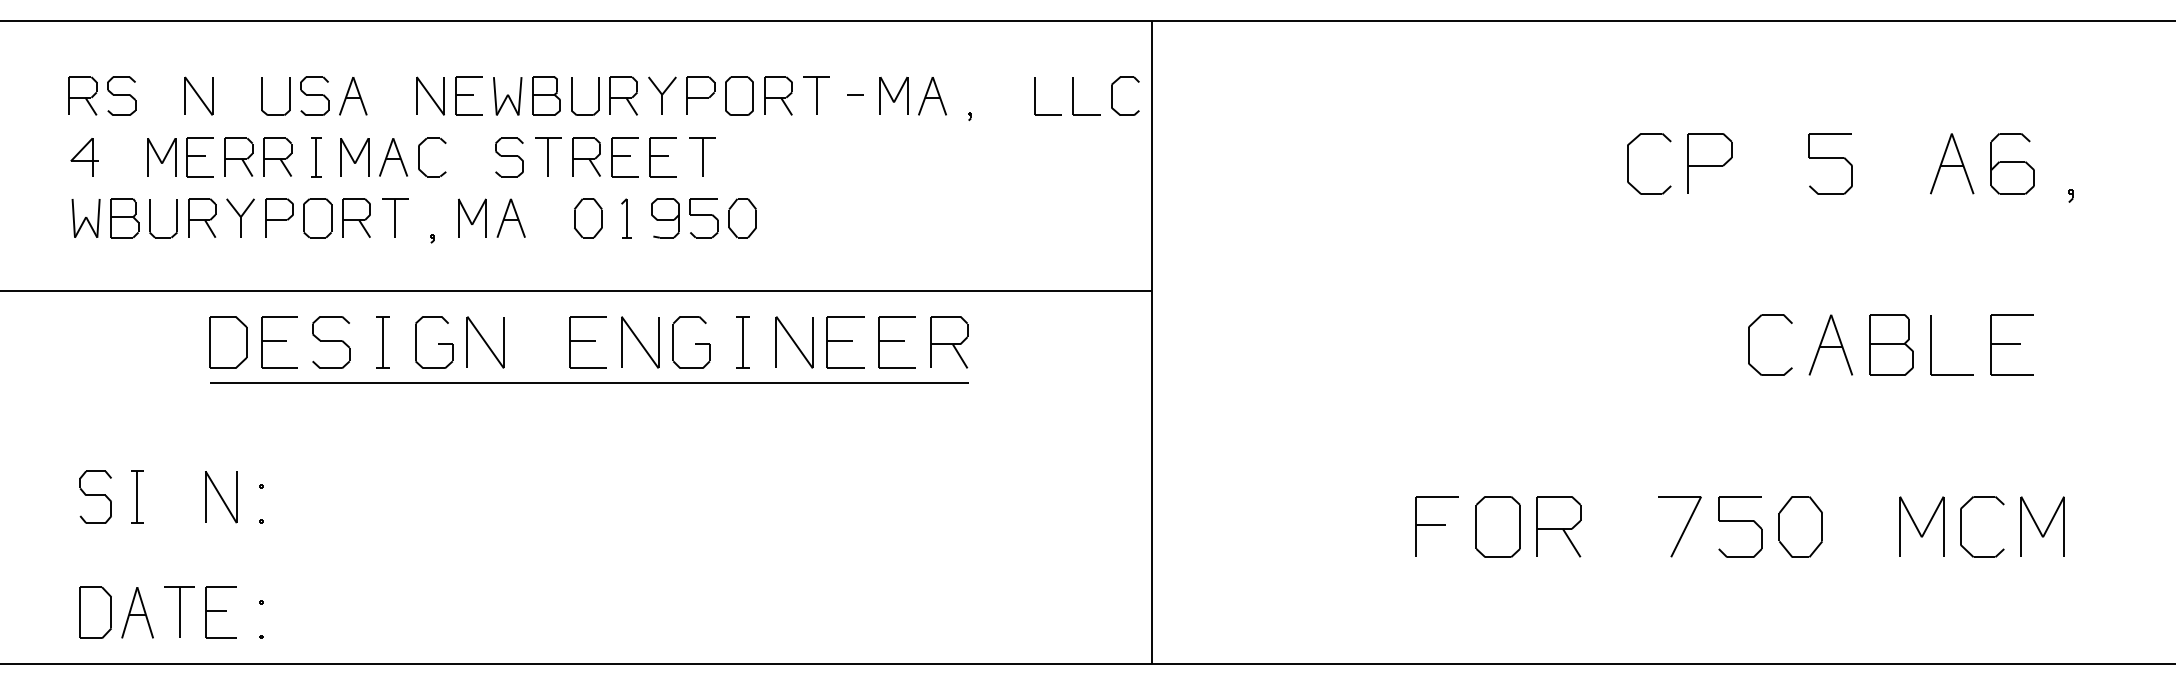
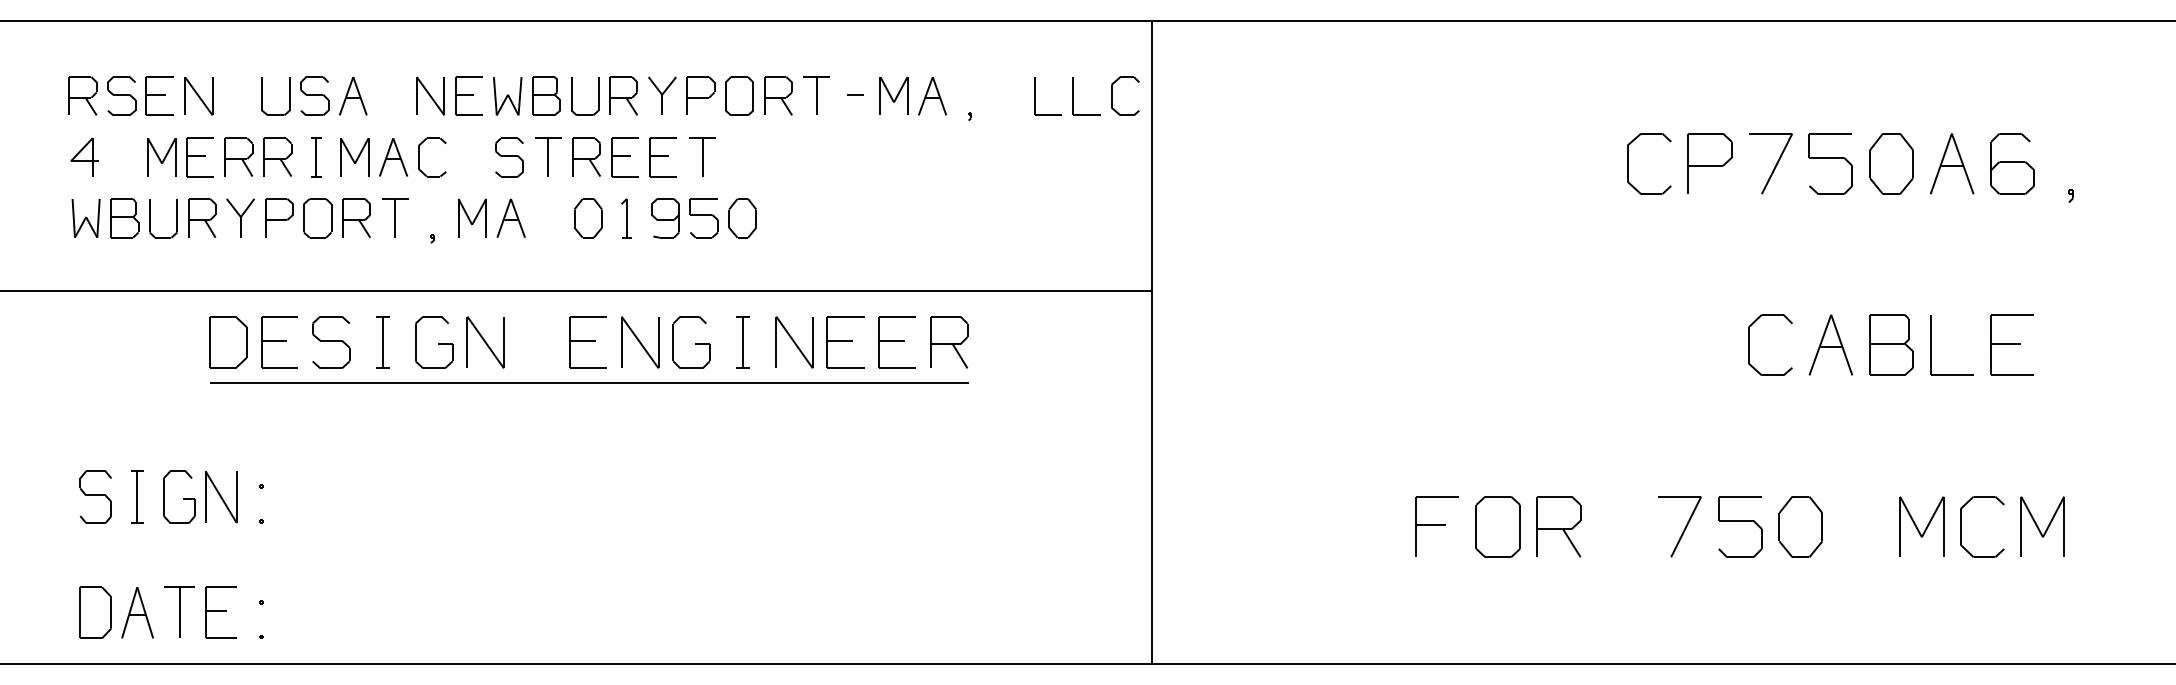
part: none -> present (159, 95)
part: none -> present (1770, 163)
part: none -> present (1891, 163)
part: none -> present (179, 496)
